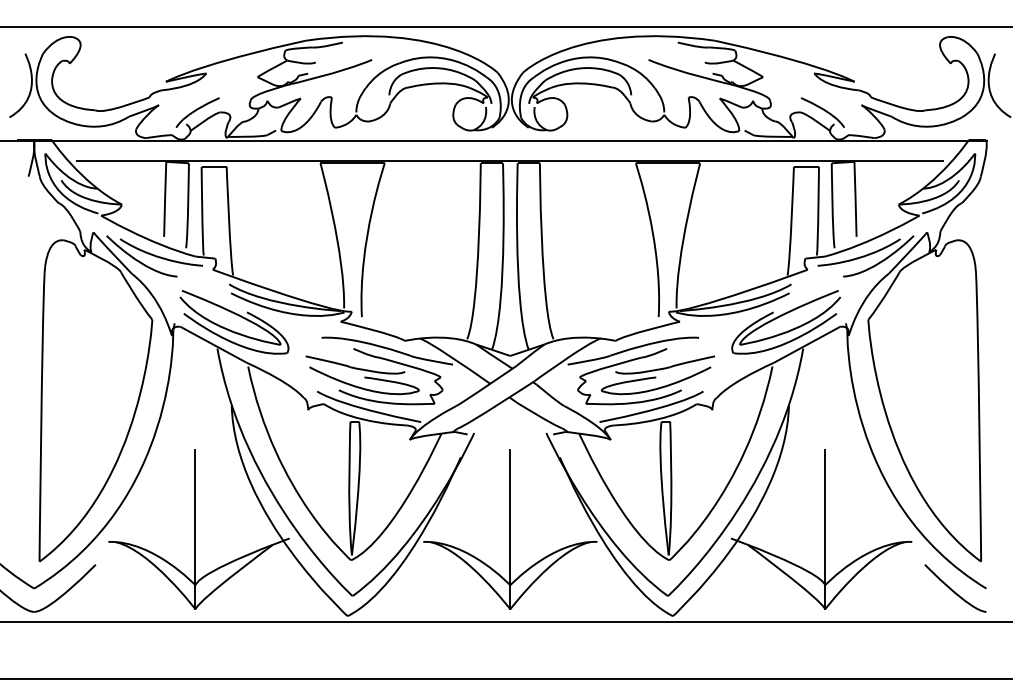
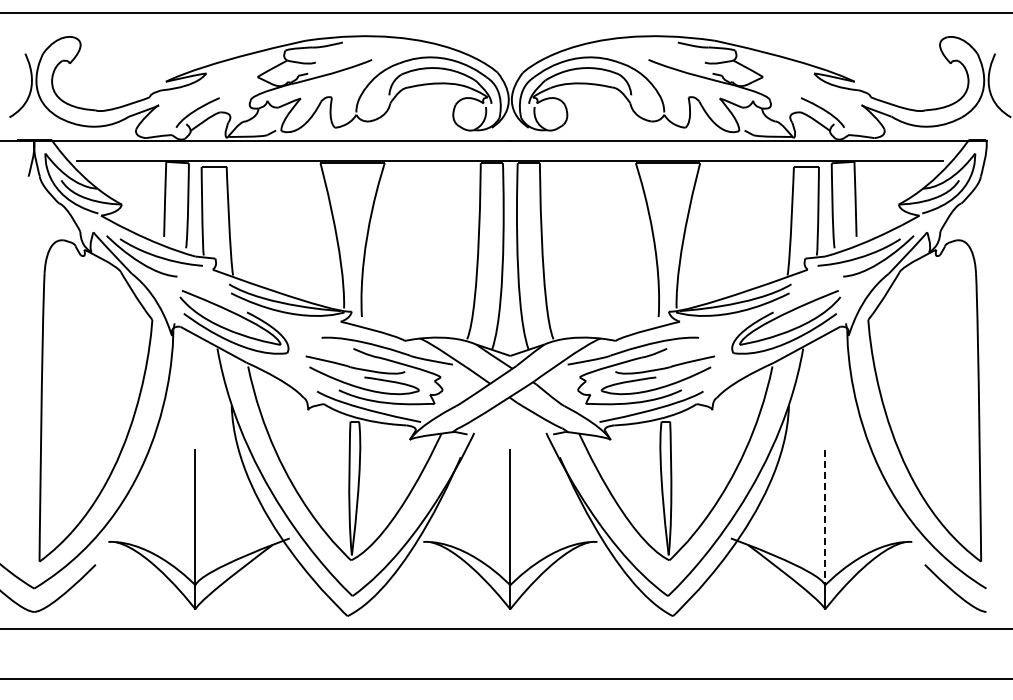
line position: (505, 26) -> (505, 12) (505, 12)
line: solid -> dashed (825, 517)
line position: (505, 621) -> (505, 628) (505, 628)
